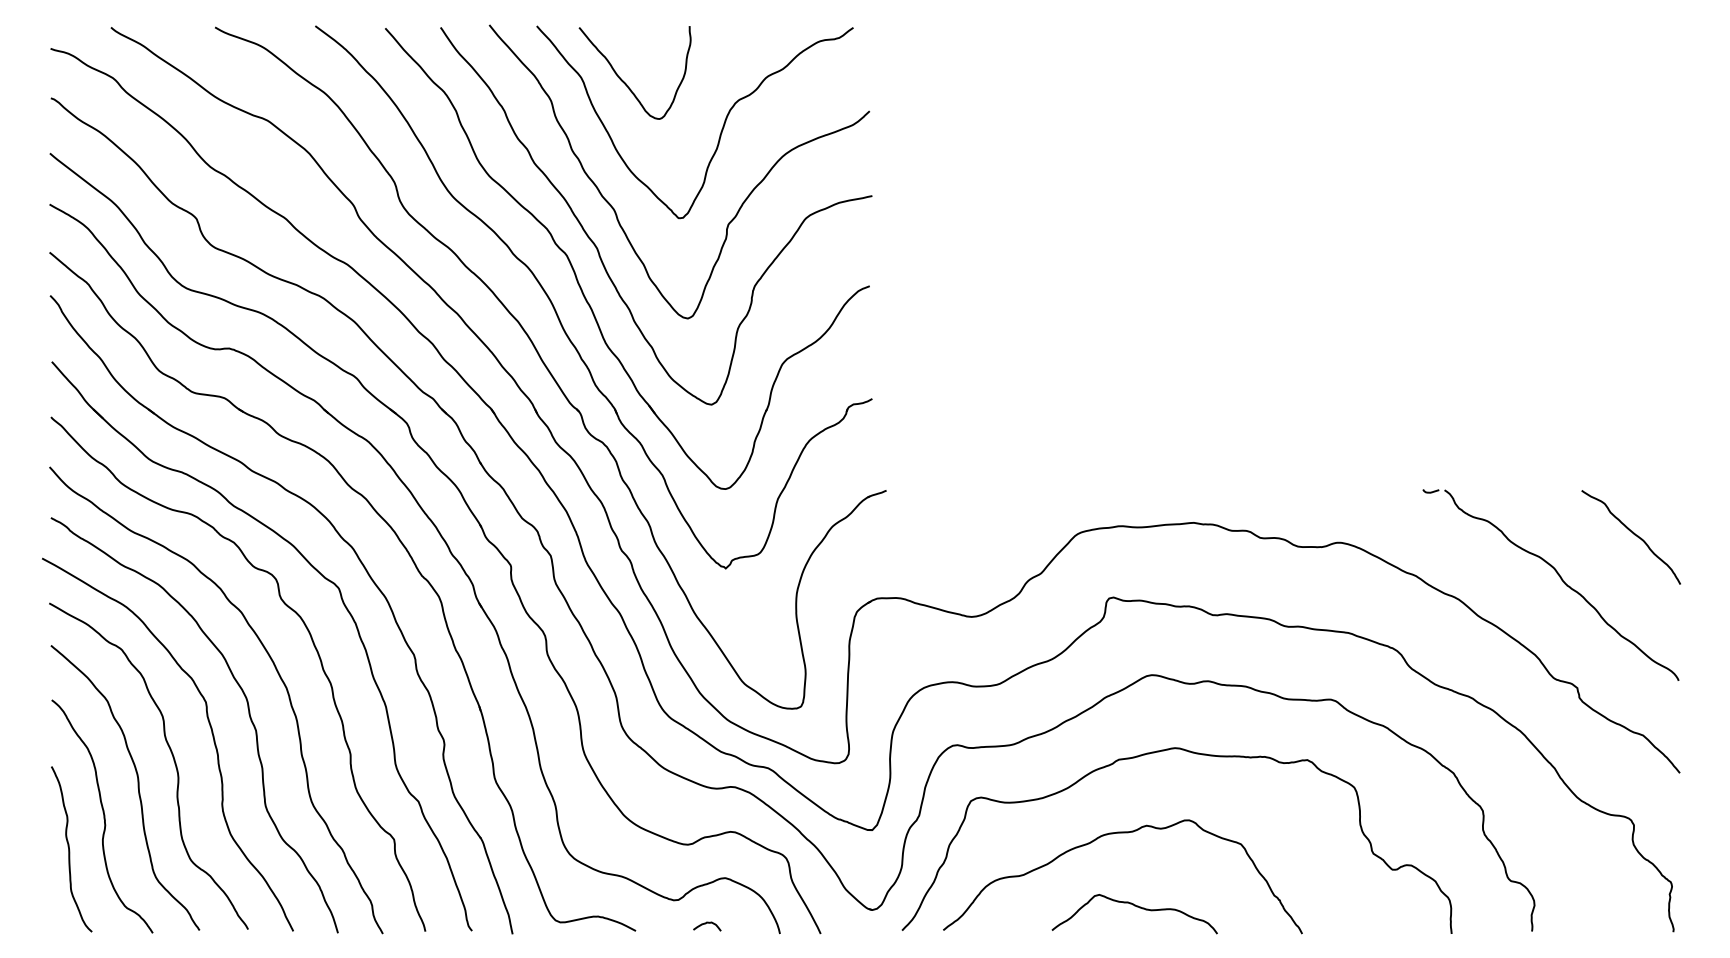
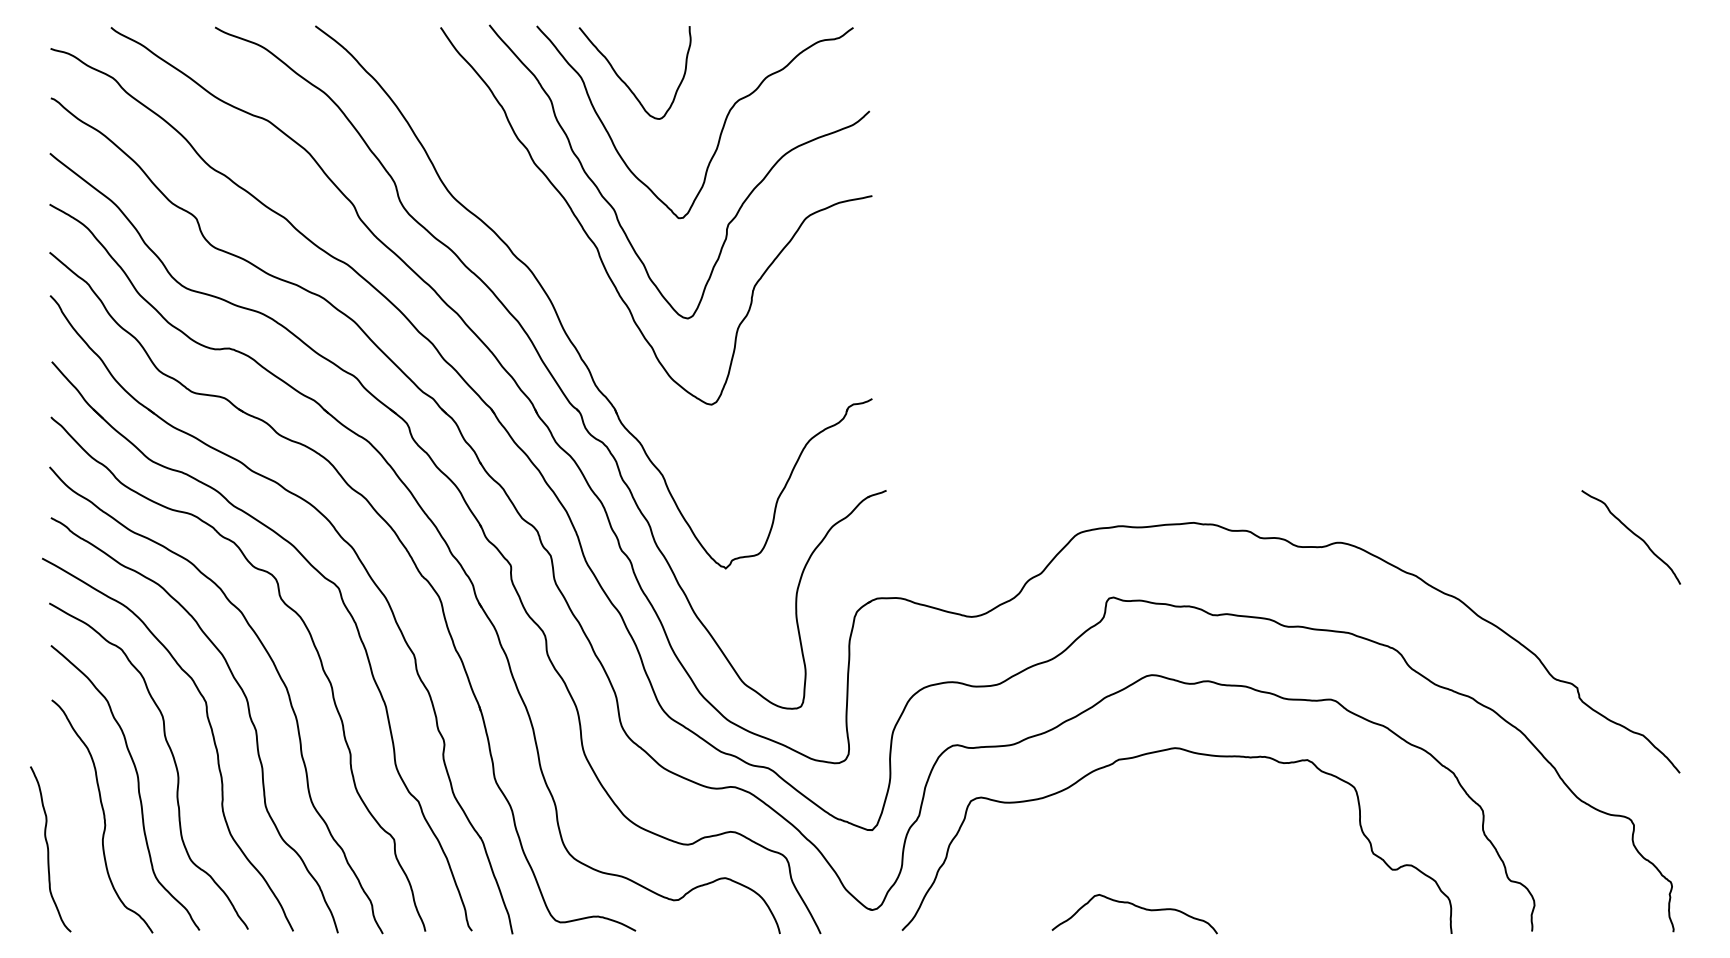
part: present -> none (576, 274)
part: present -> none (1560, 579)
curve: present -> none (1113, 834)
curve position: (70, 850) -> (49, 850) (49, 850)
curve: present -> none (705, 924)
